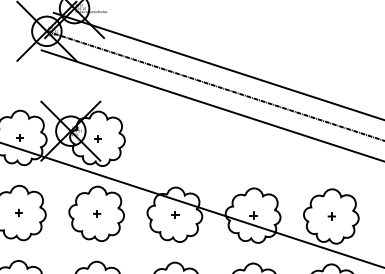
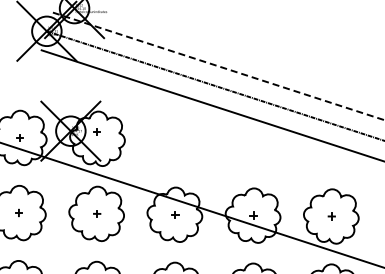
line: solid -> dashed (219, 66)
part position: (97, 138) -> (96, 131) (96, 131)
